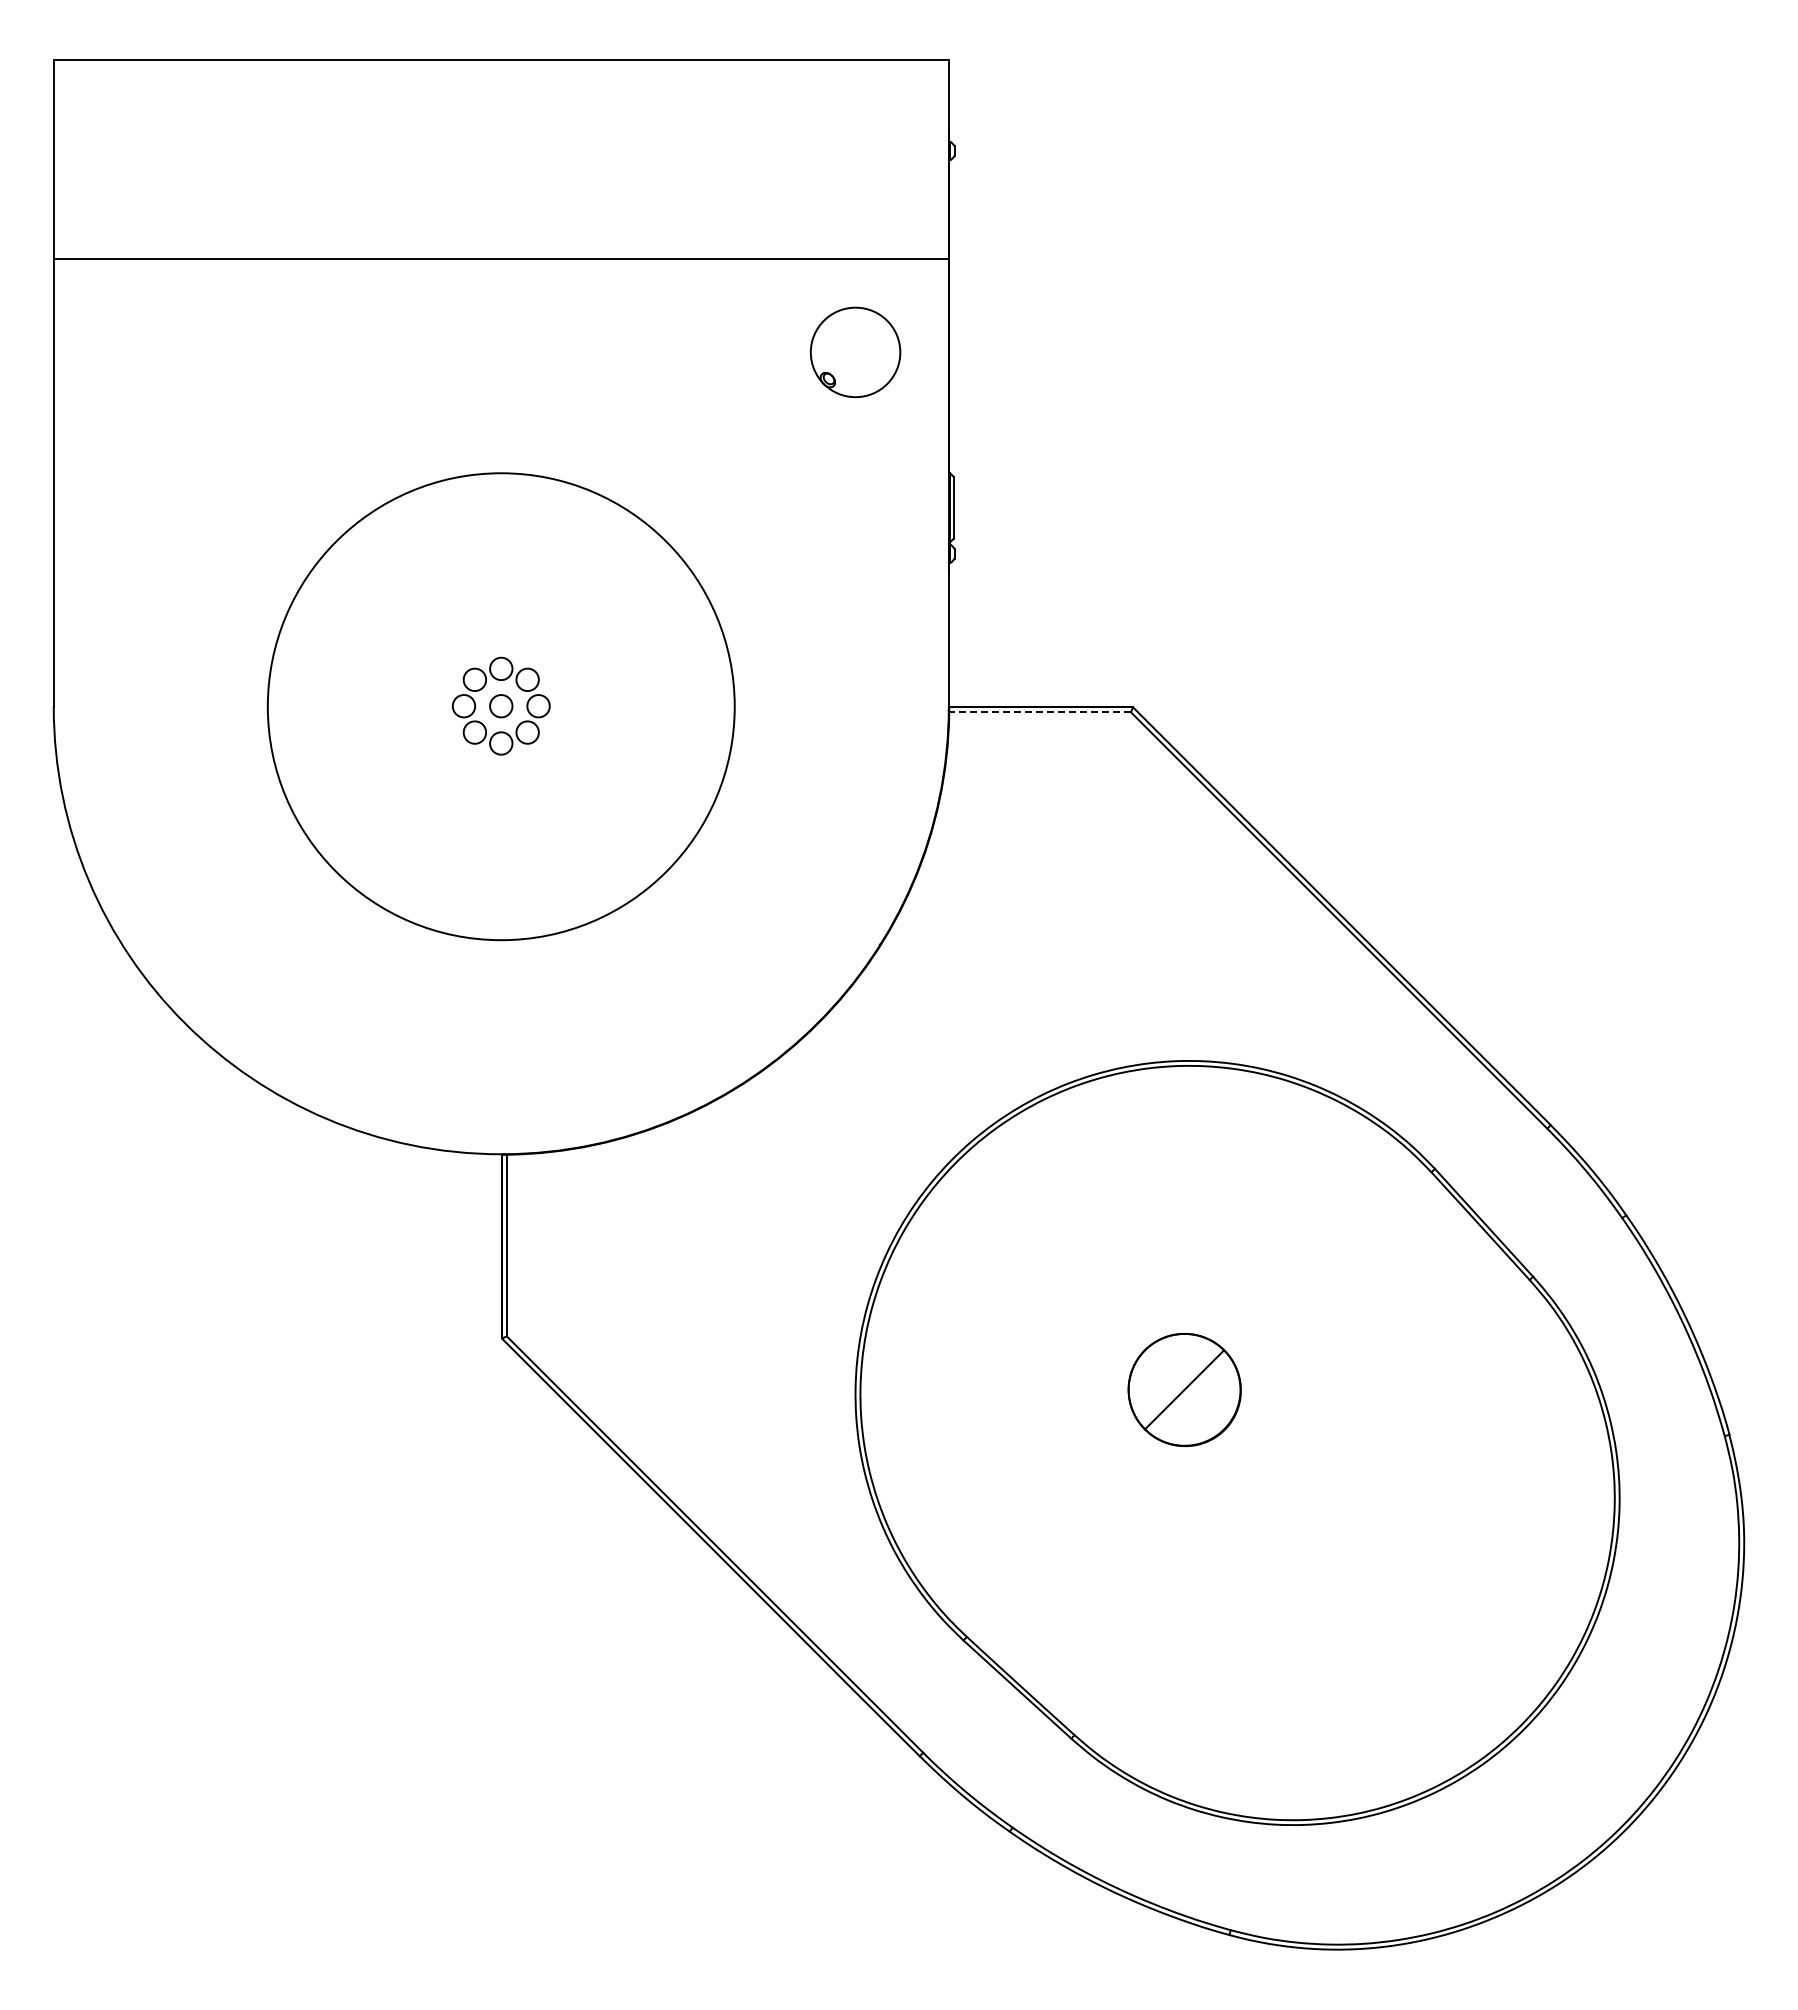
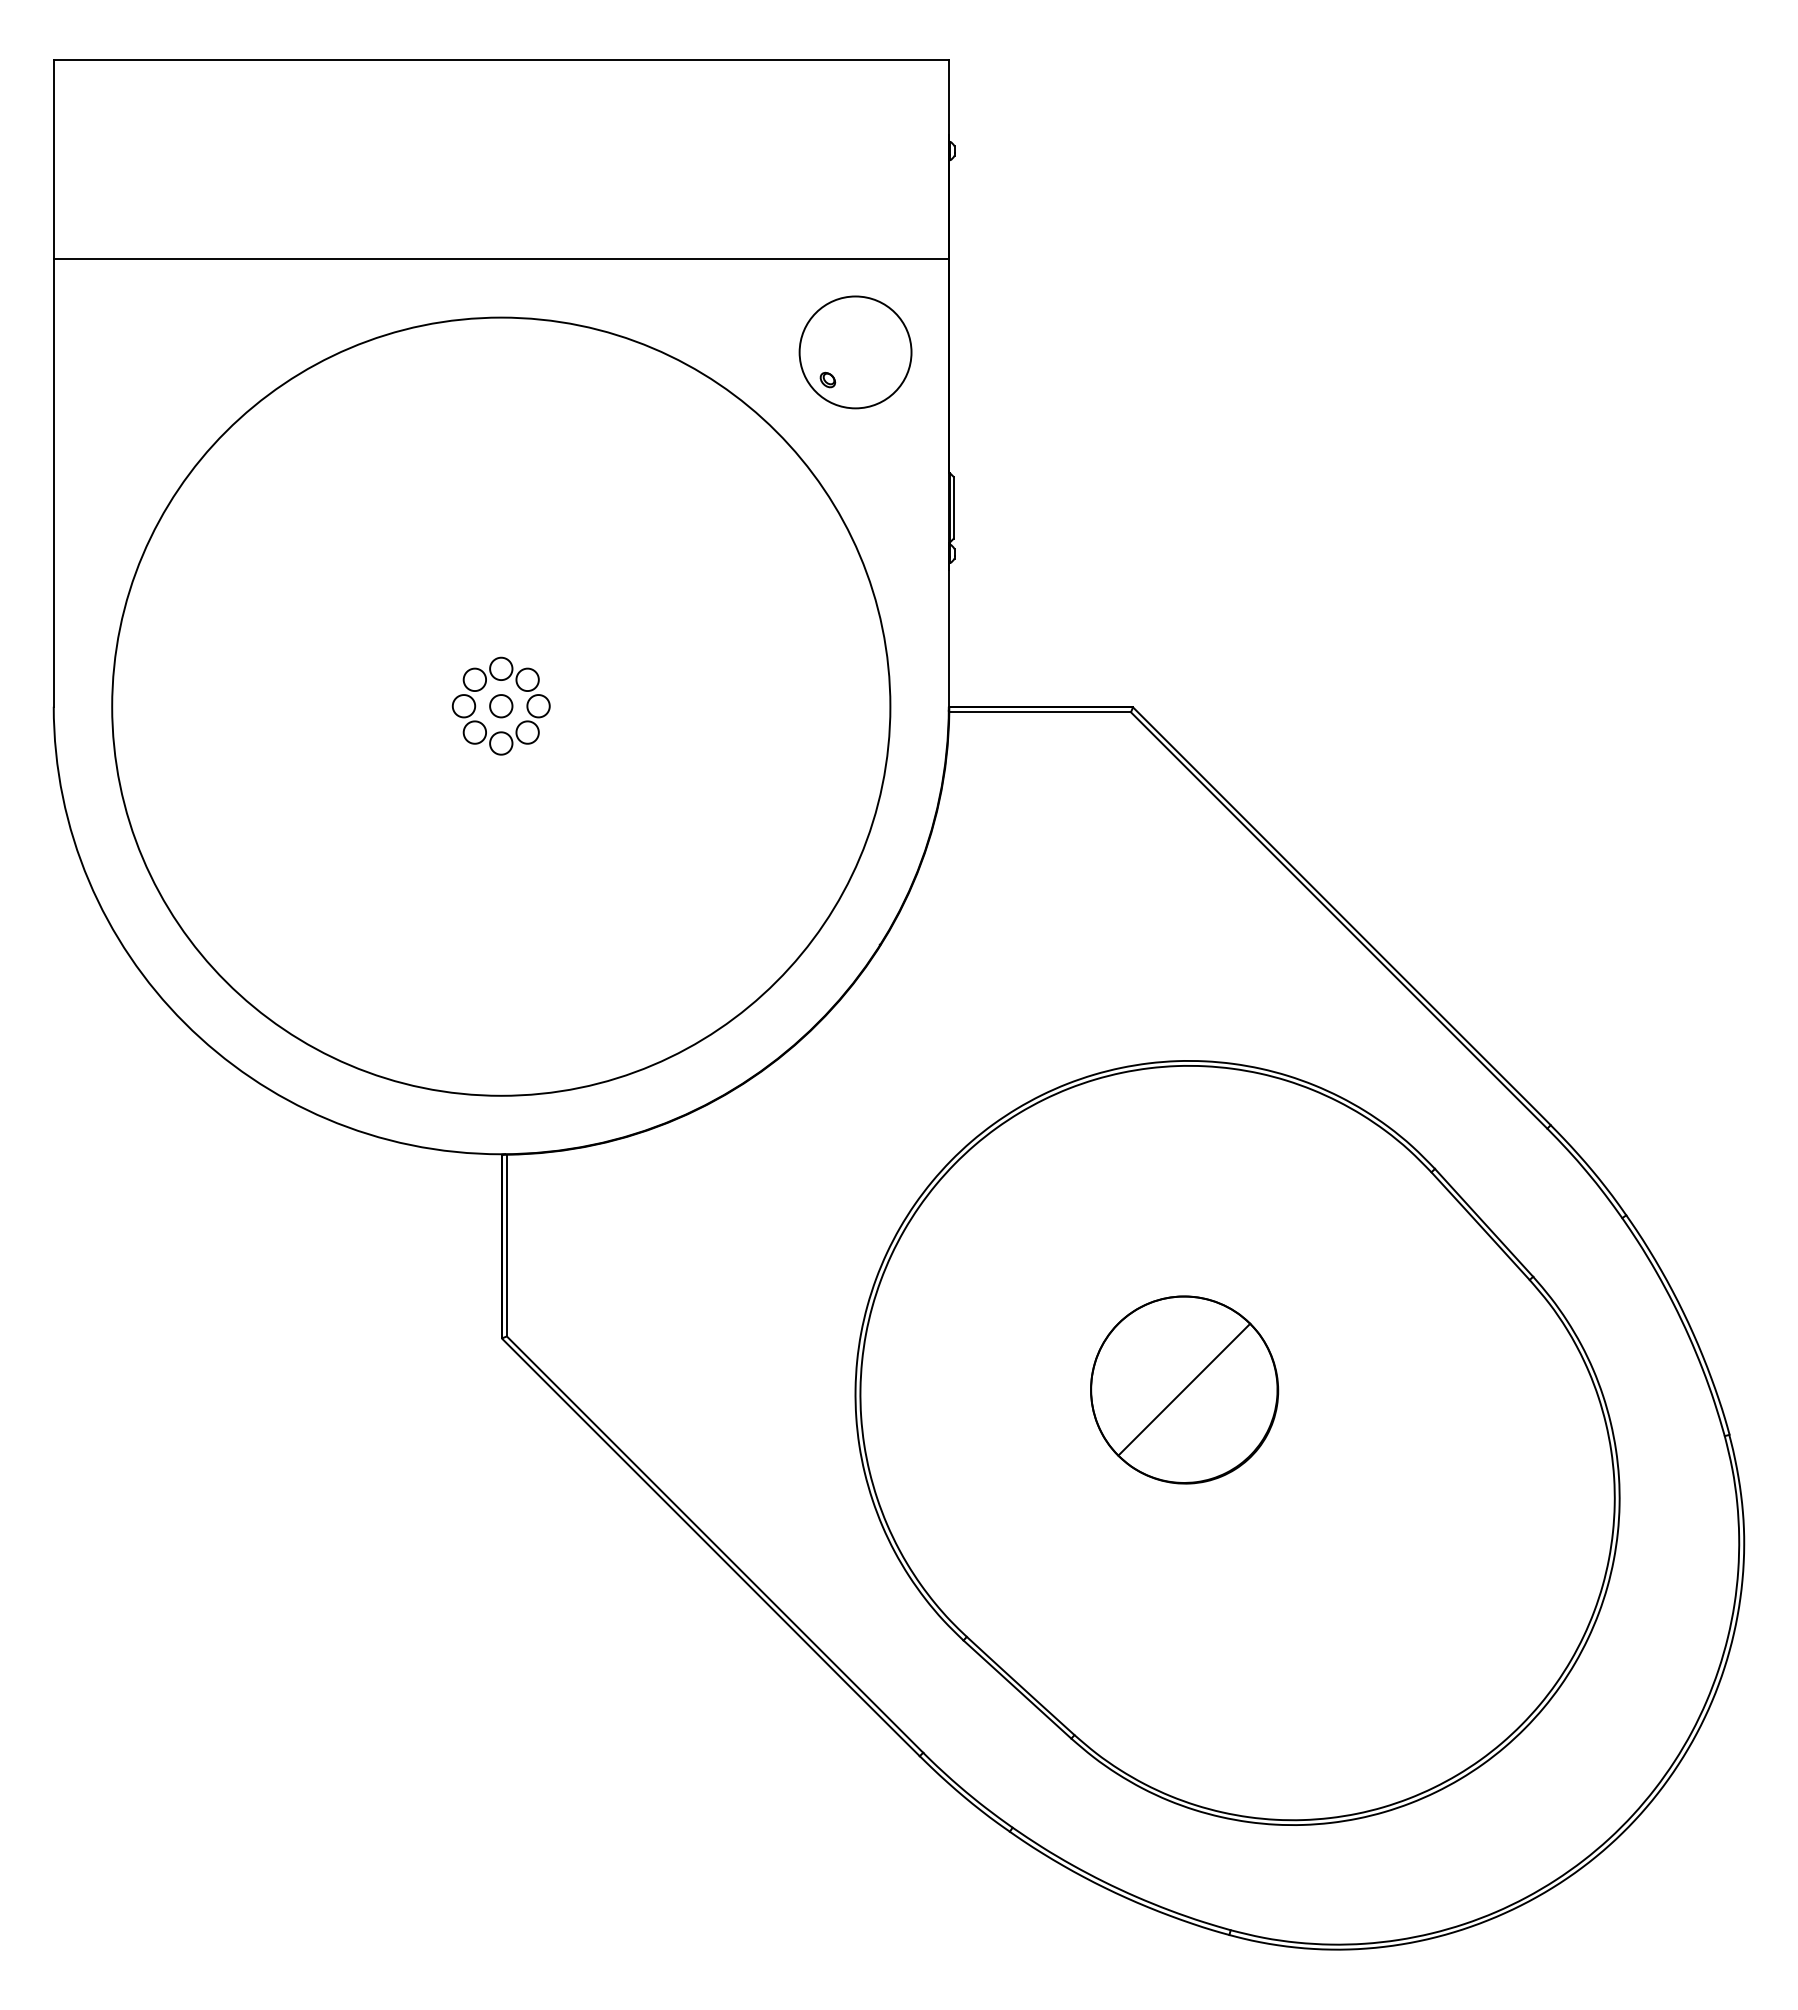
circle diameter: 90 px -> 112 px (855, 352)
circle diameter: 467 px -> 778 px (501, 706)
line: dashed -> solid (1040, 712)
part size: 115x115 px -> 190x190 px (1184, 1389)
